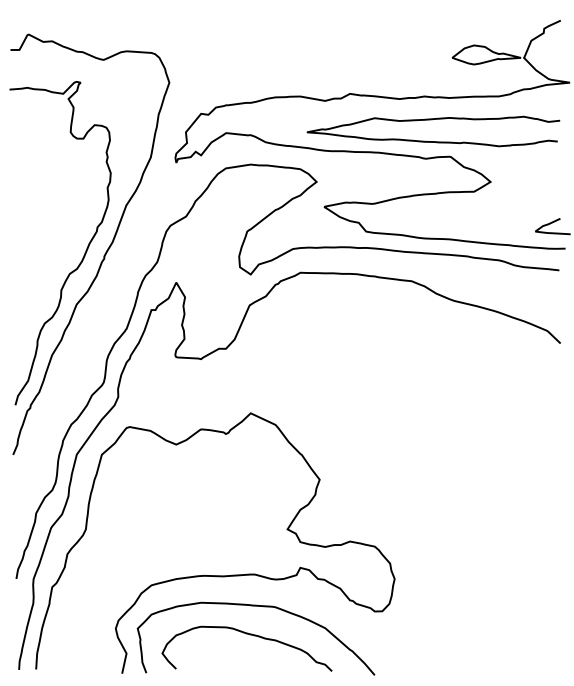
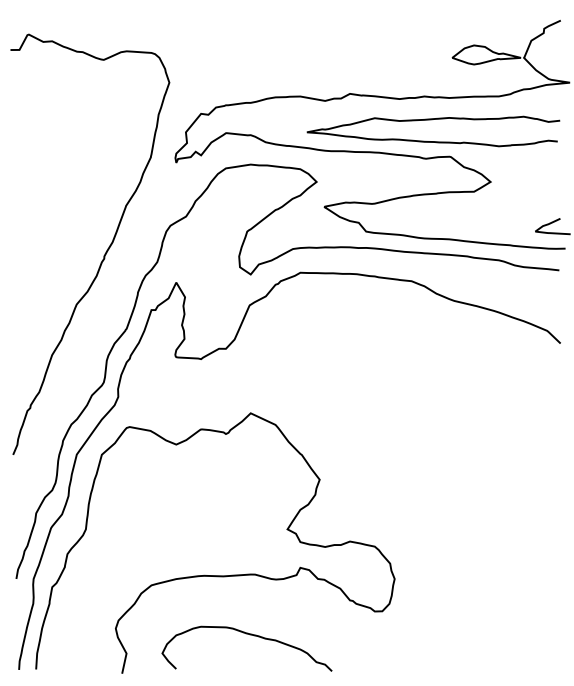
curve: present -> none (84, 252)
curve: present -> none (255, 606)
